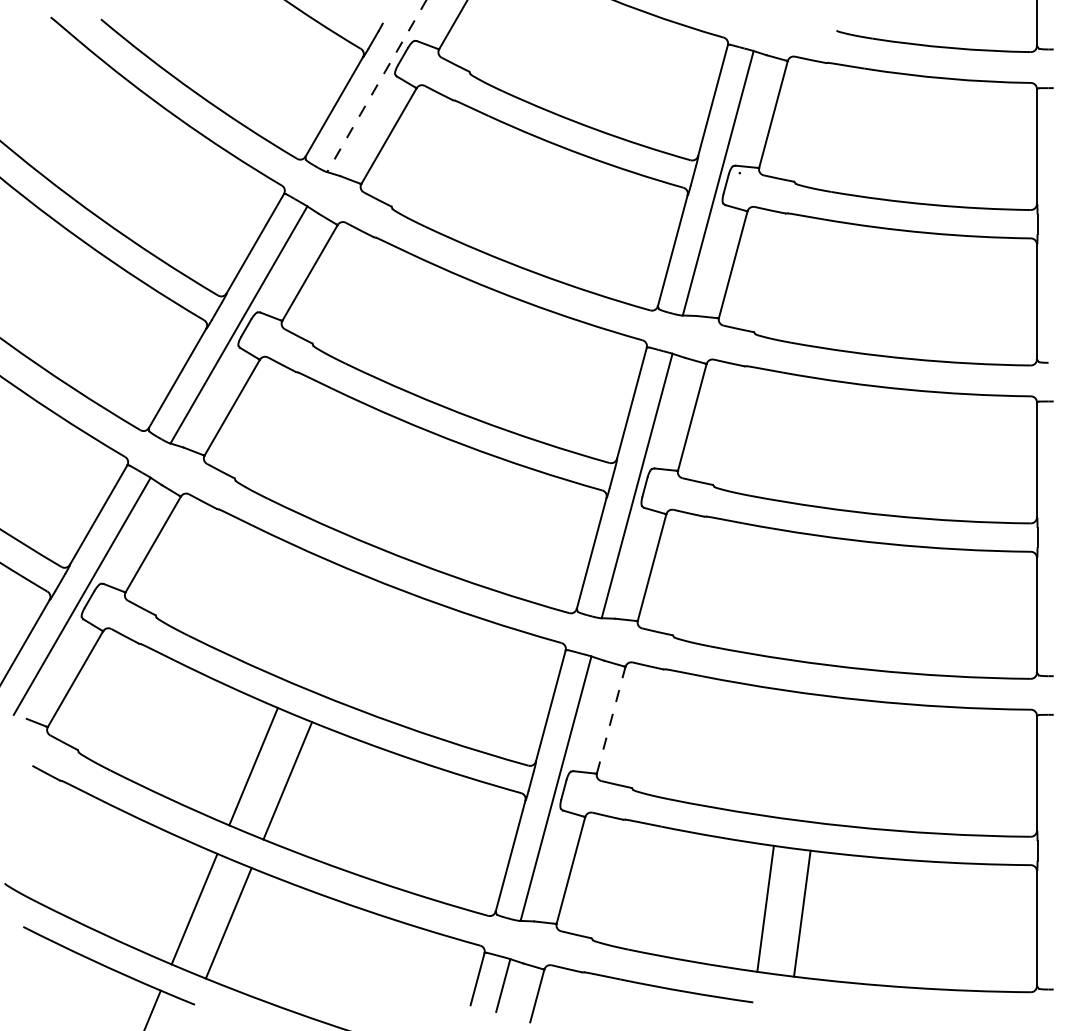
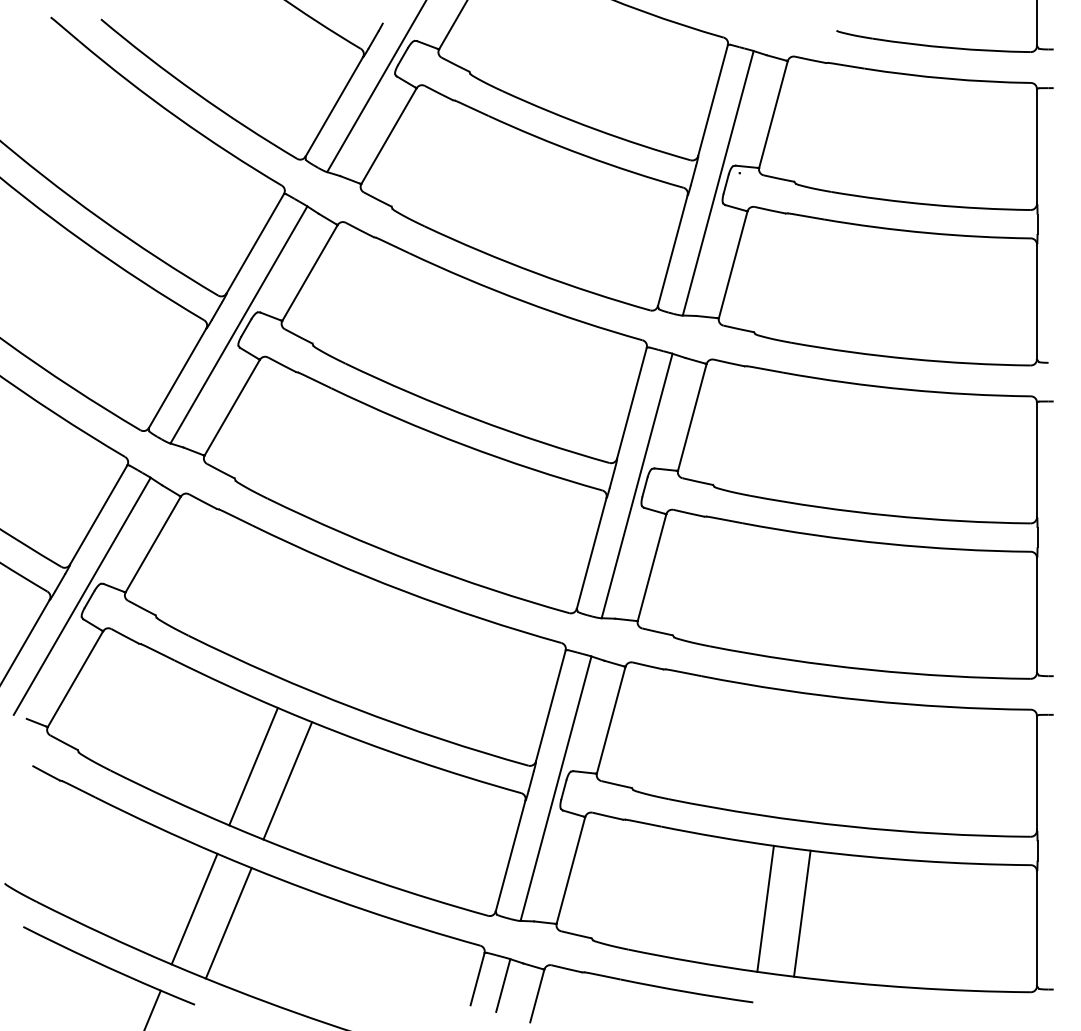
line: dashed -> solid (376, 86)
line: dashed -> solid (611, 719)
